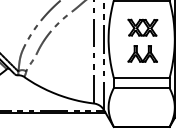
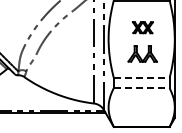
part size: 32x19 px -> 22x14 px (142, 27)
line: solid -> dashed (141, 77)
line: solid -> dashed (141, 88)
